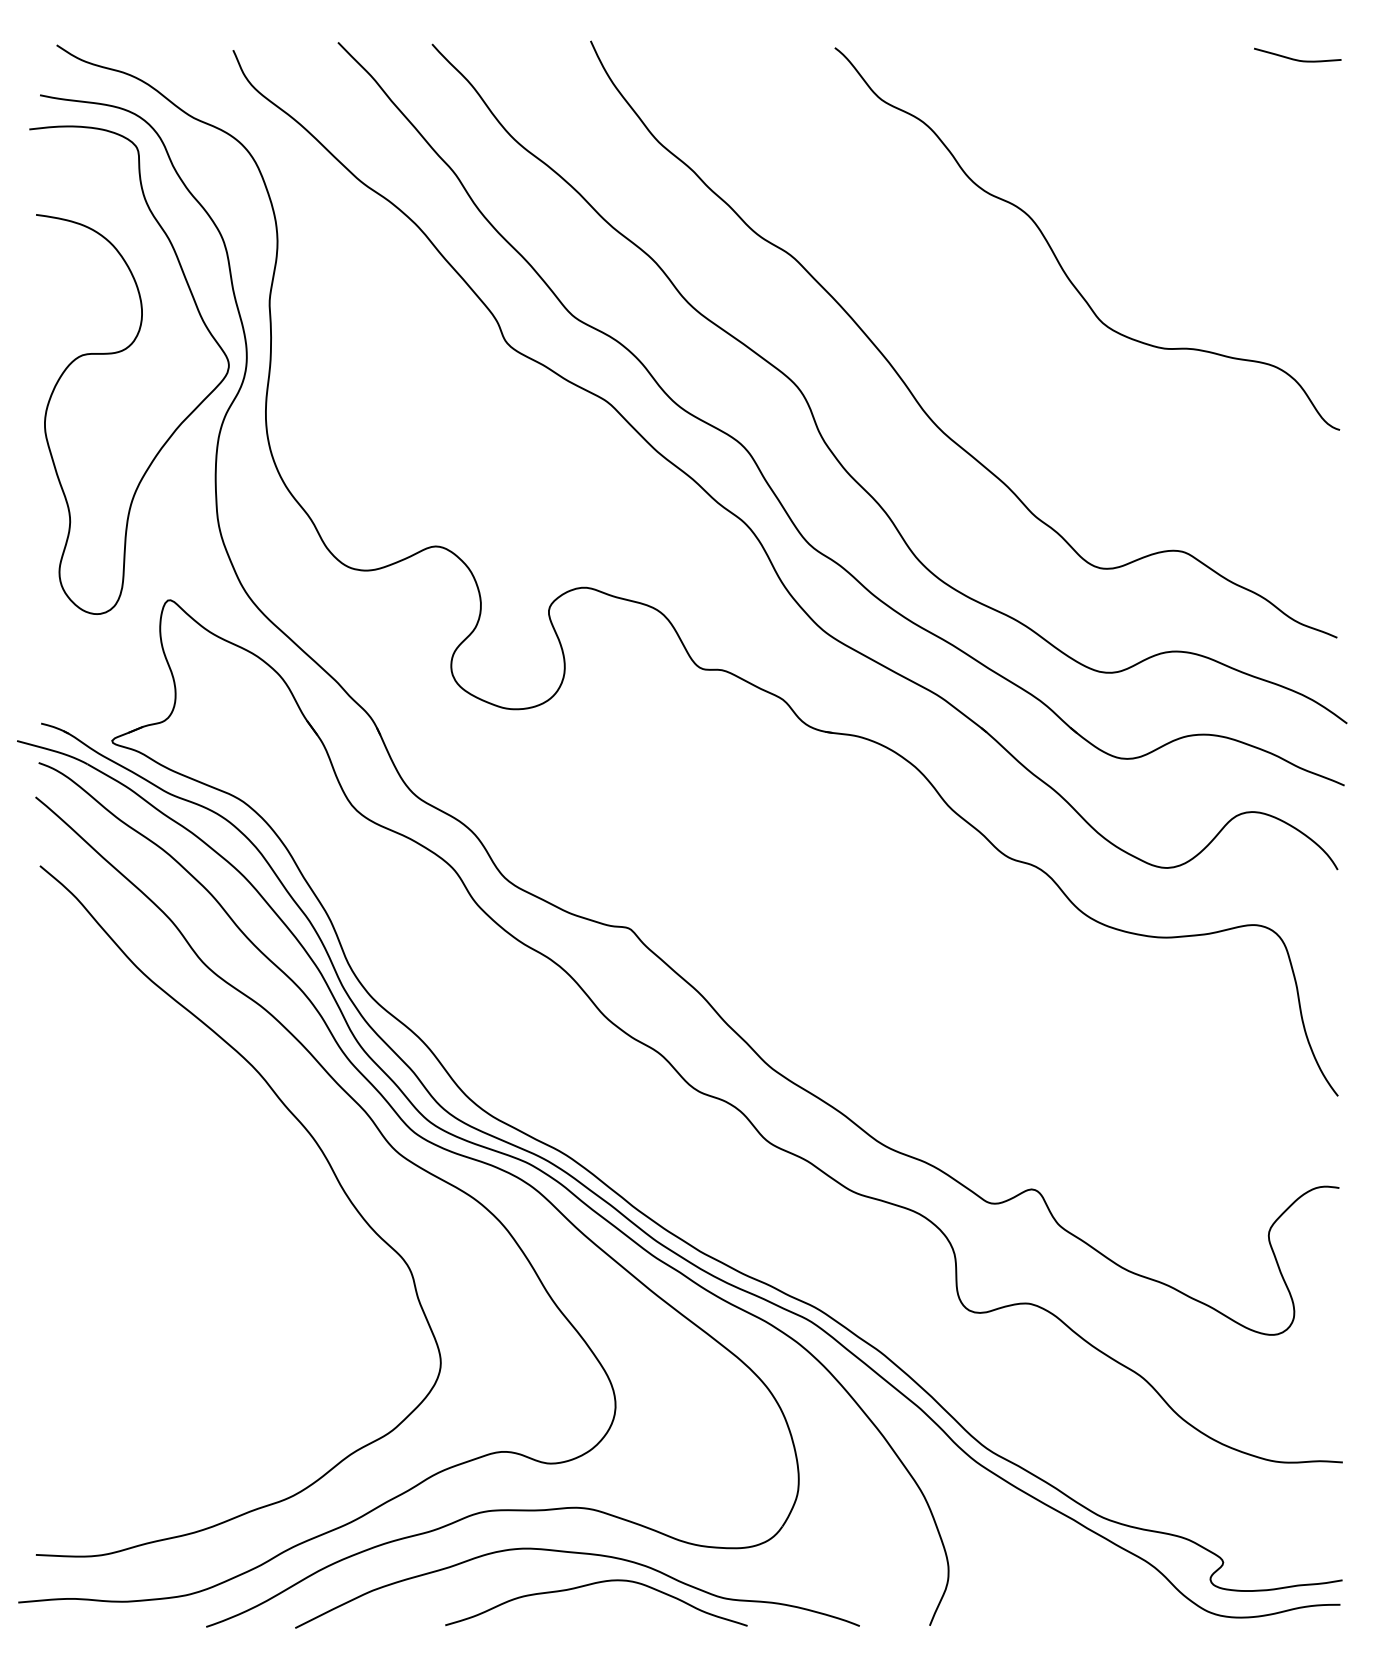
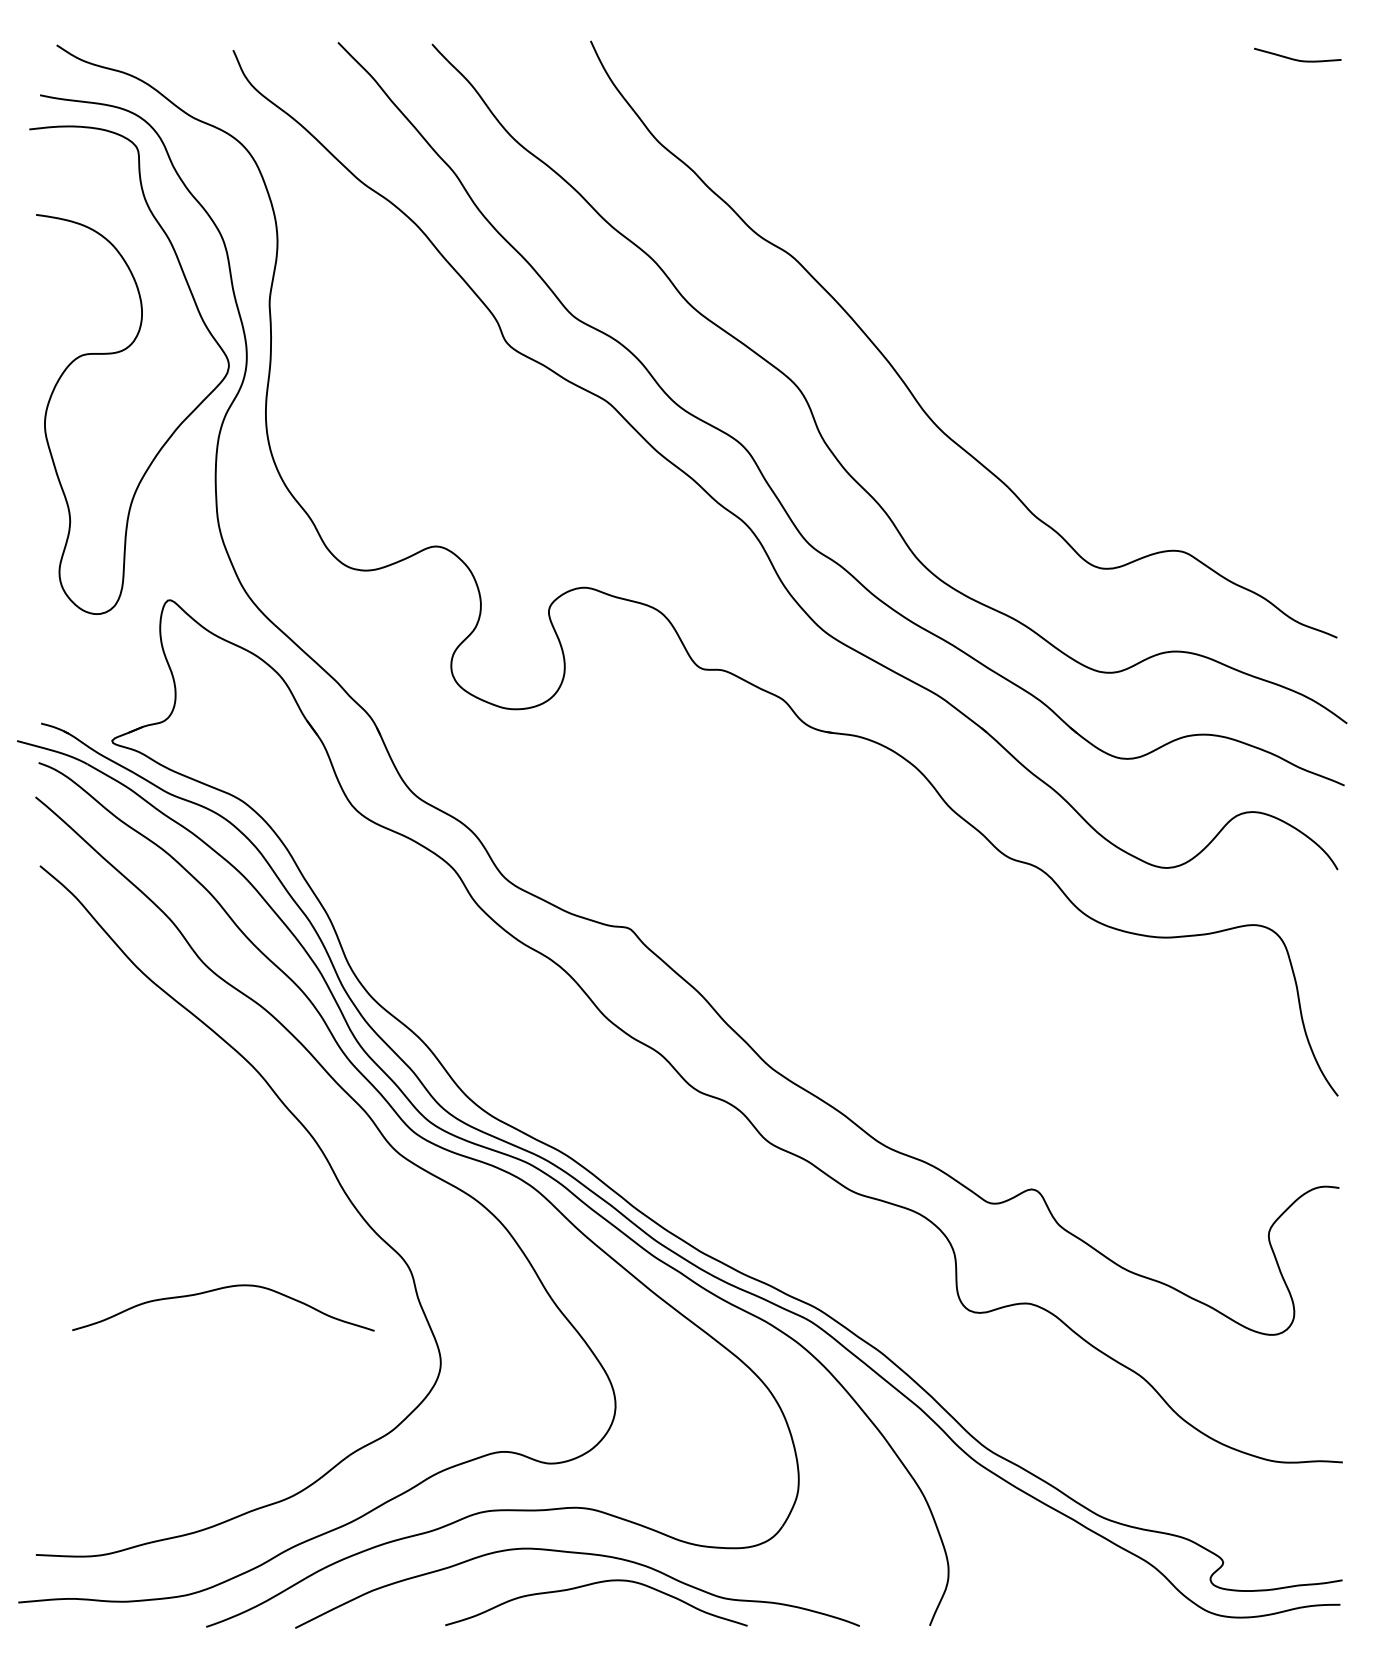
curve: present -> none (1055, 254)
curve: none -> present (217, 1290)
